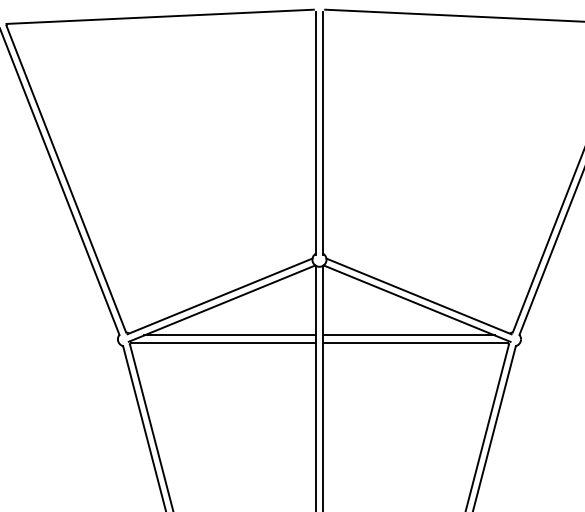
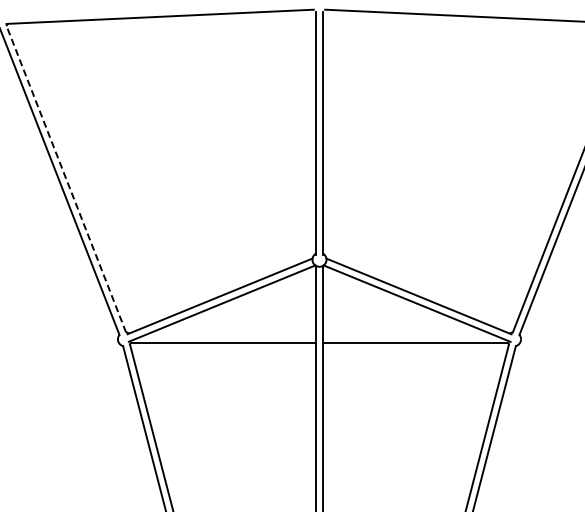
line: solid -> dashed (66, 179)
line: present -> none (229, 335)
line: present -> none (408, 335)
